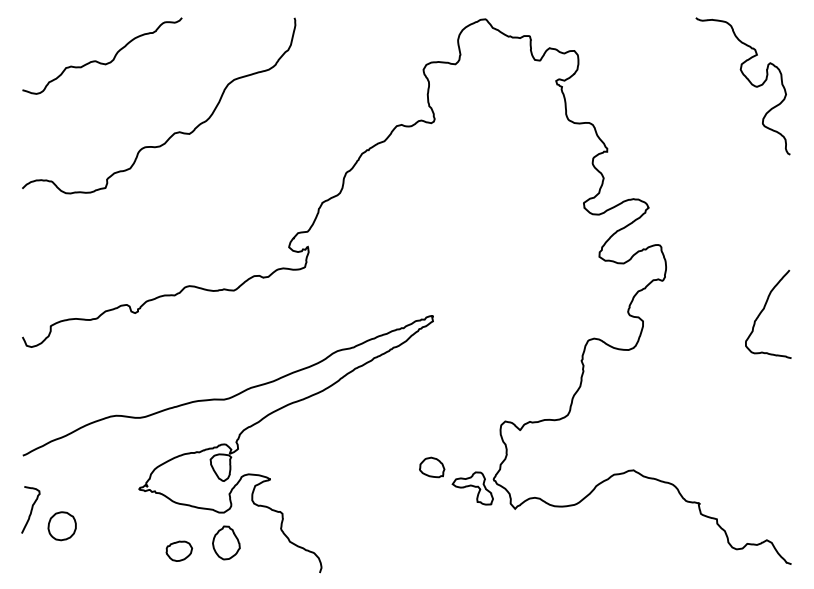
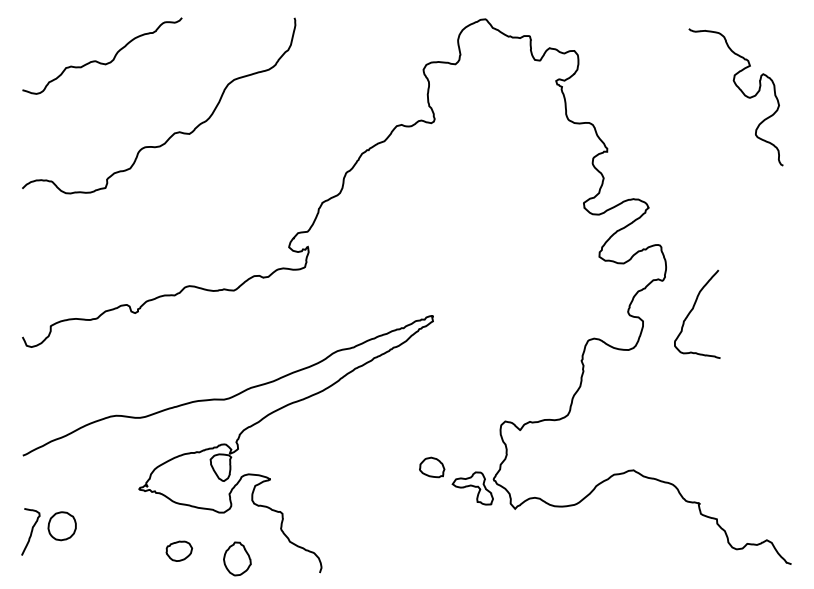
curve position: (747, 80) -> (740, 91) (740, 91)
curve position: (764, 309) -> (693, 309) (693, 309)
curve position: (31, 509) -> (31, 531) (31, 531)
part position: (226, 542) -> (237, 558) (237, 558)
